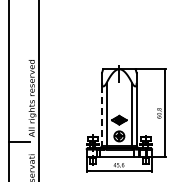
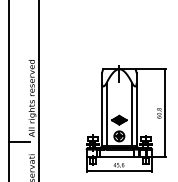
line: dashed -> solid (102, 116)
